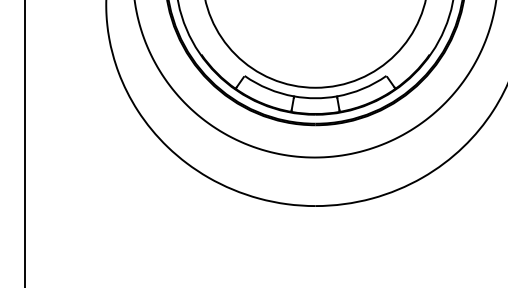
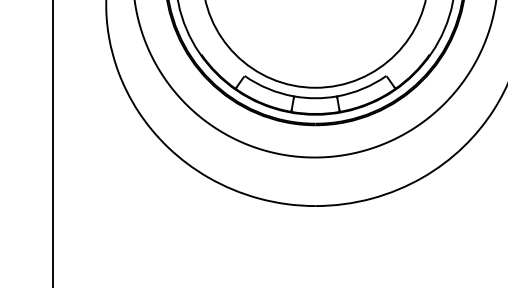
line position: (25, 143) -> (53, 143) (53, 143)
